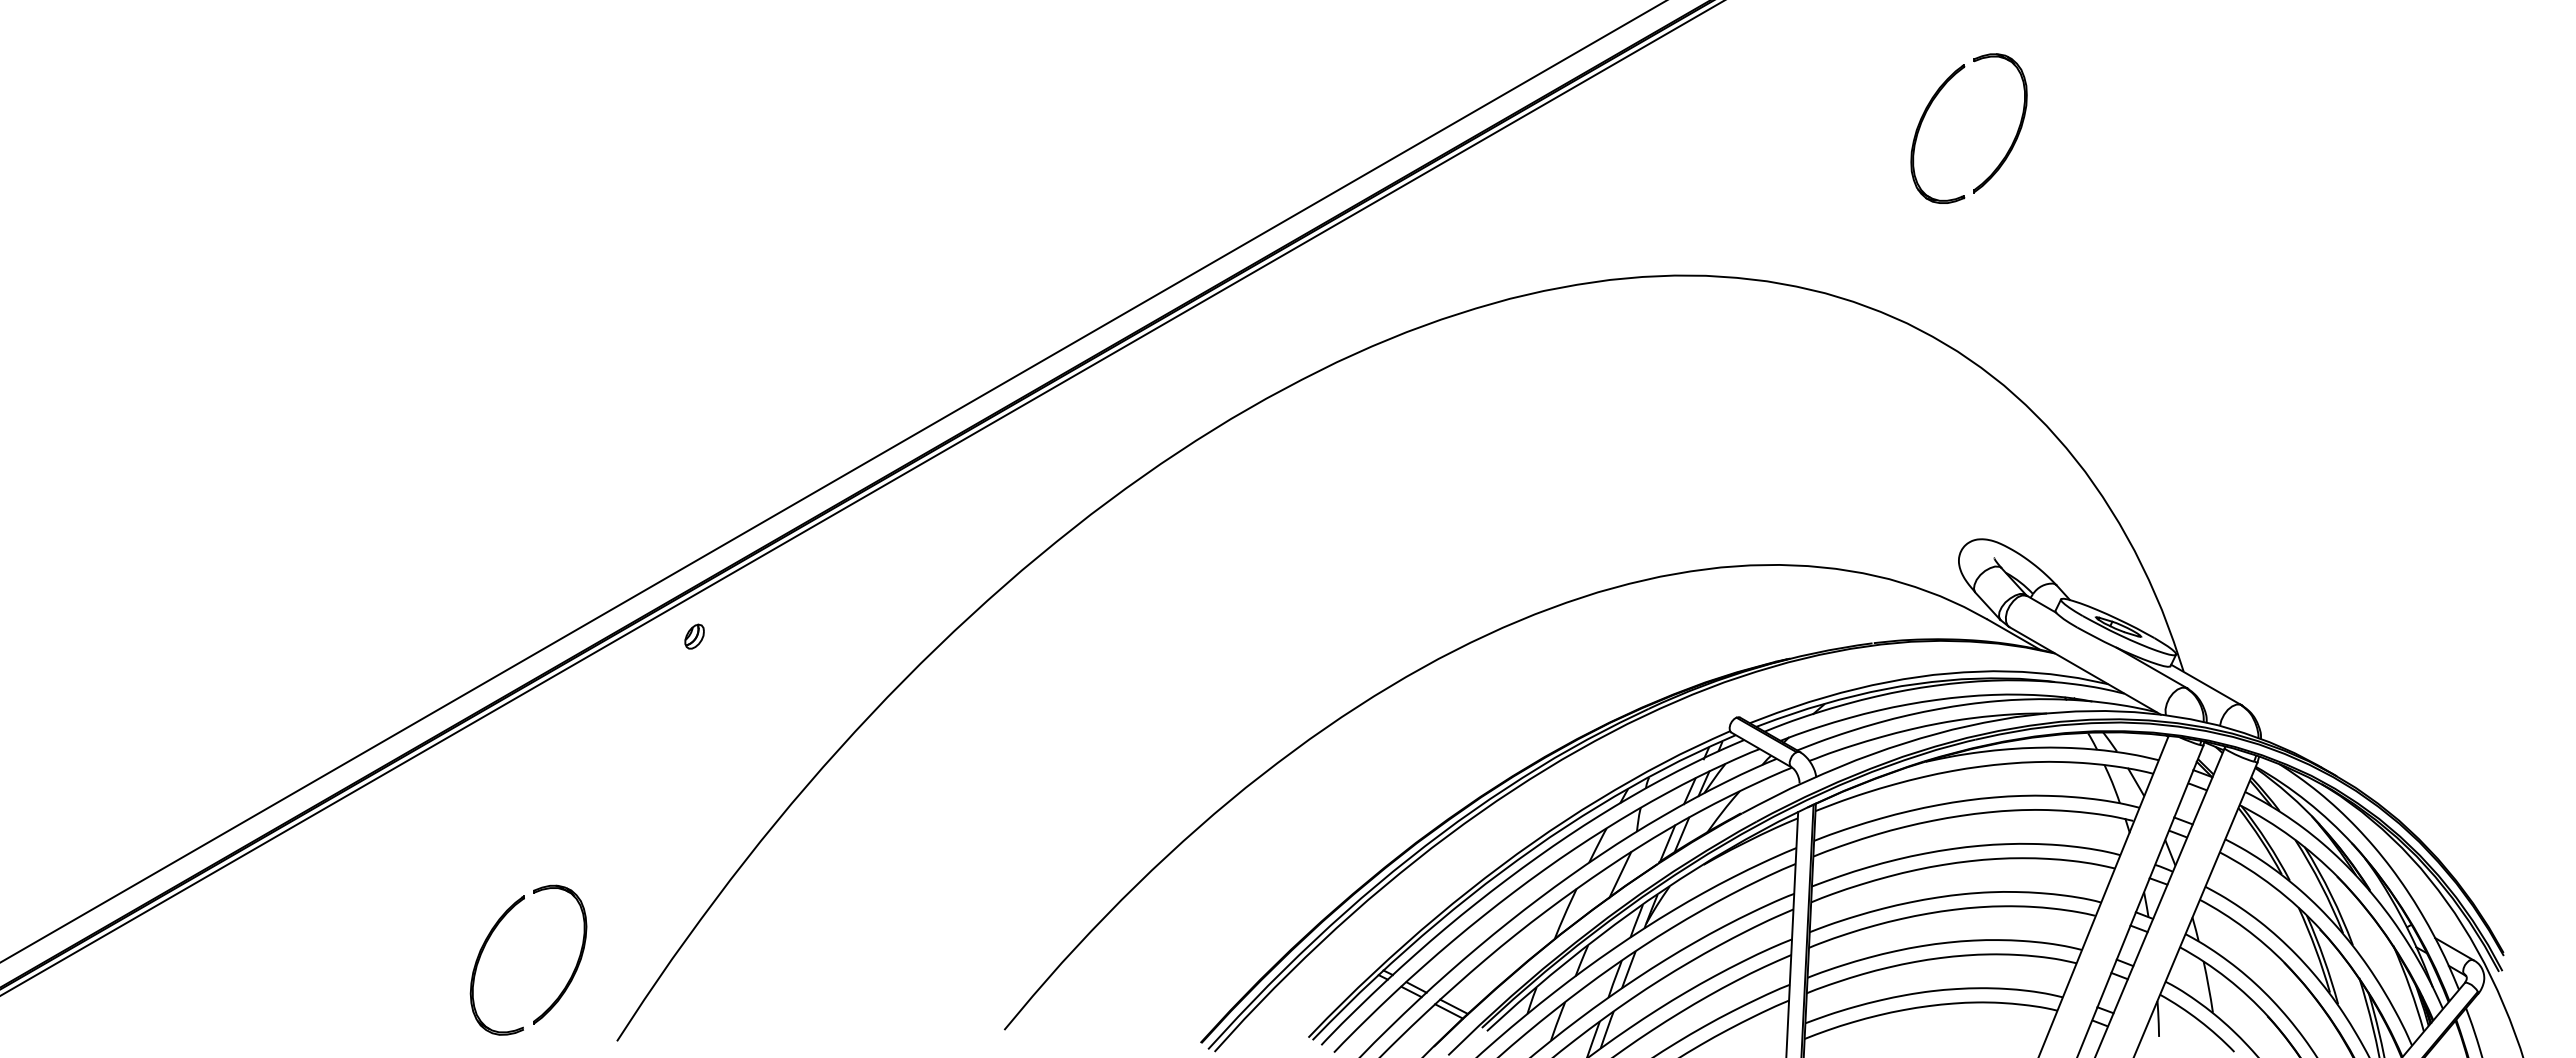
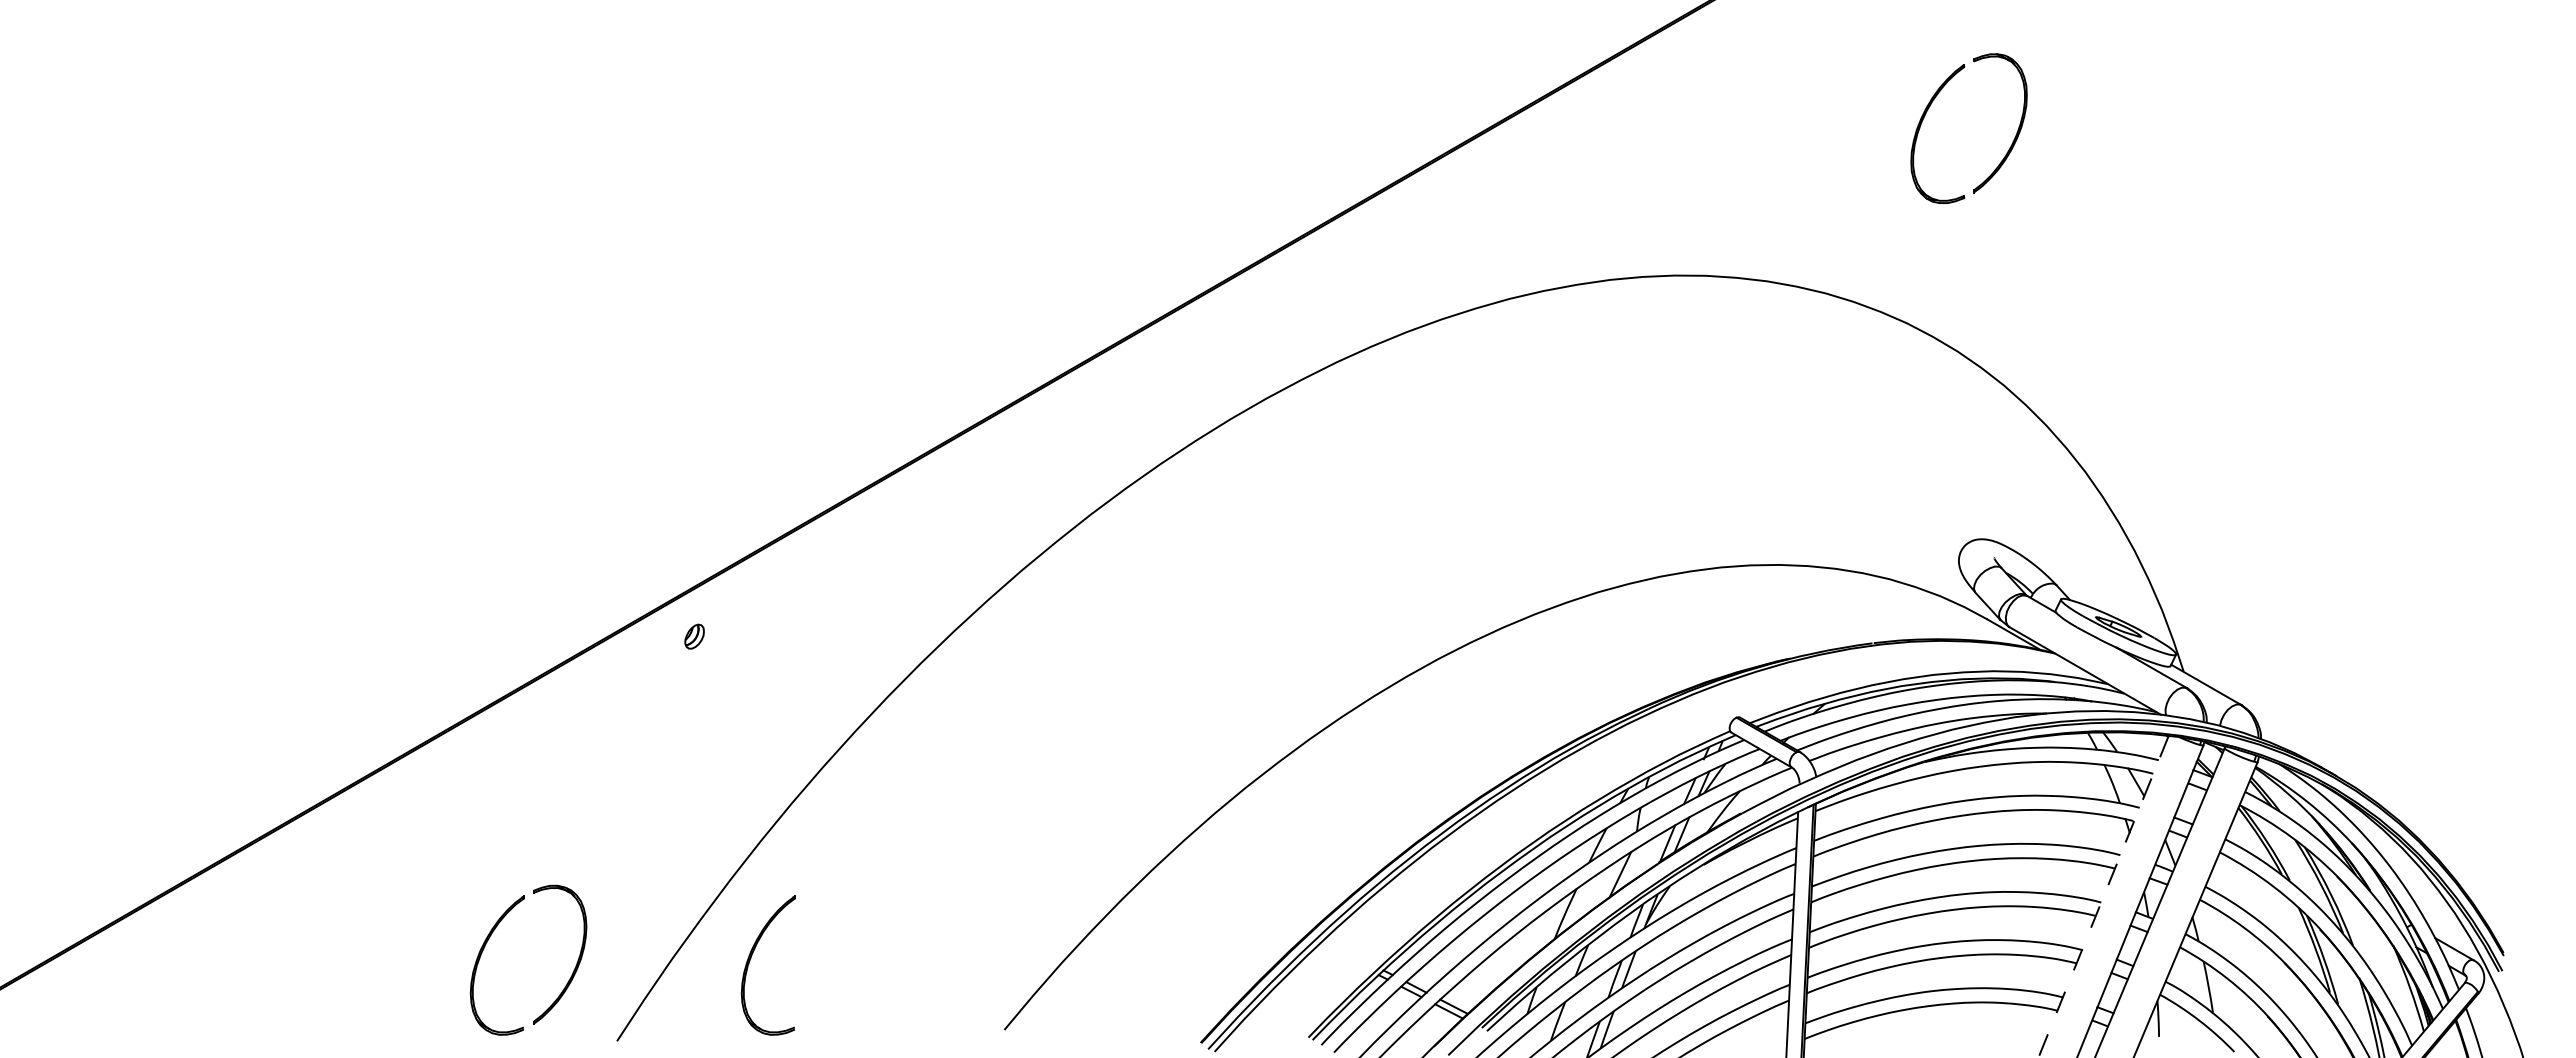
line: present -> none (832, 481)
line: present -> none (861, 498)
line: solid -> dashed (2103, 896)
part: none -> present (751, 958)
